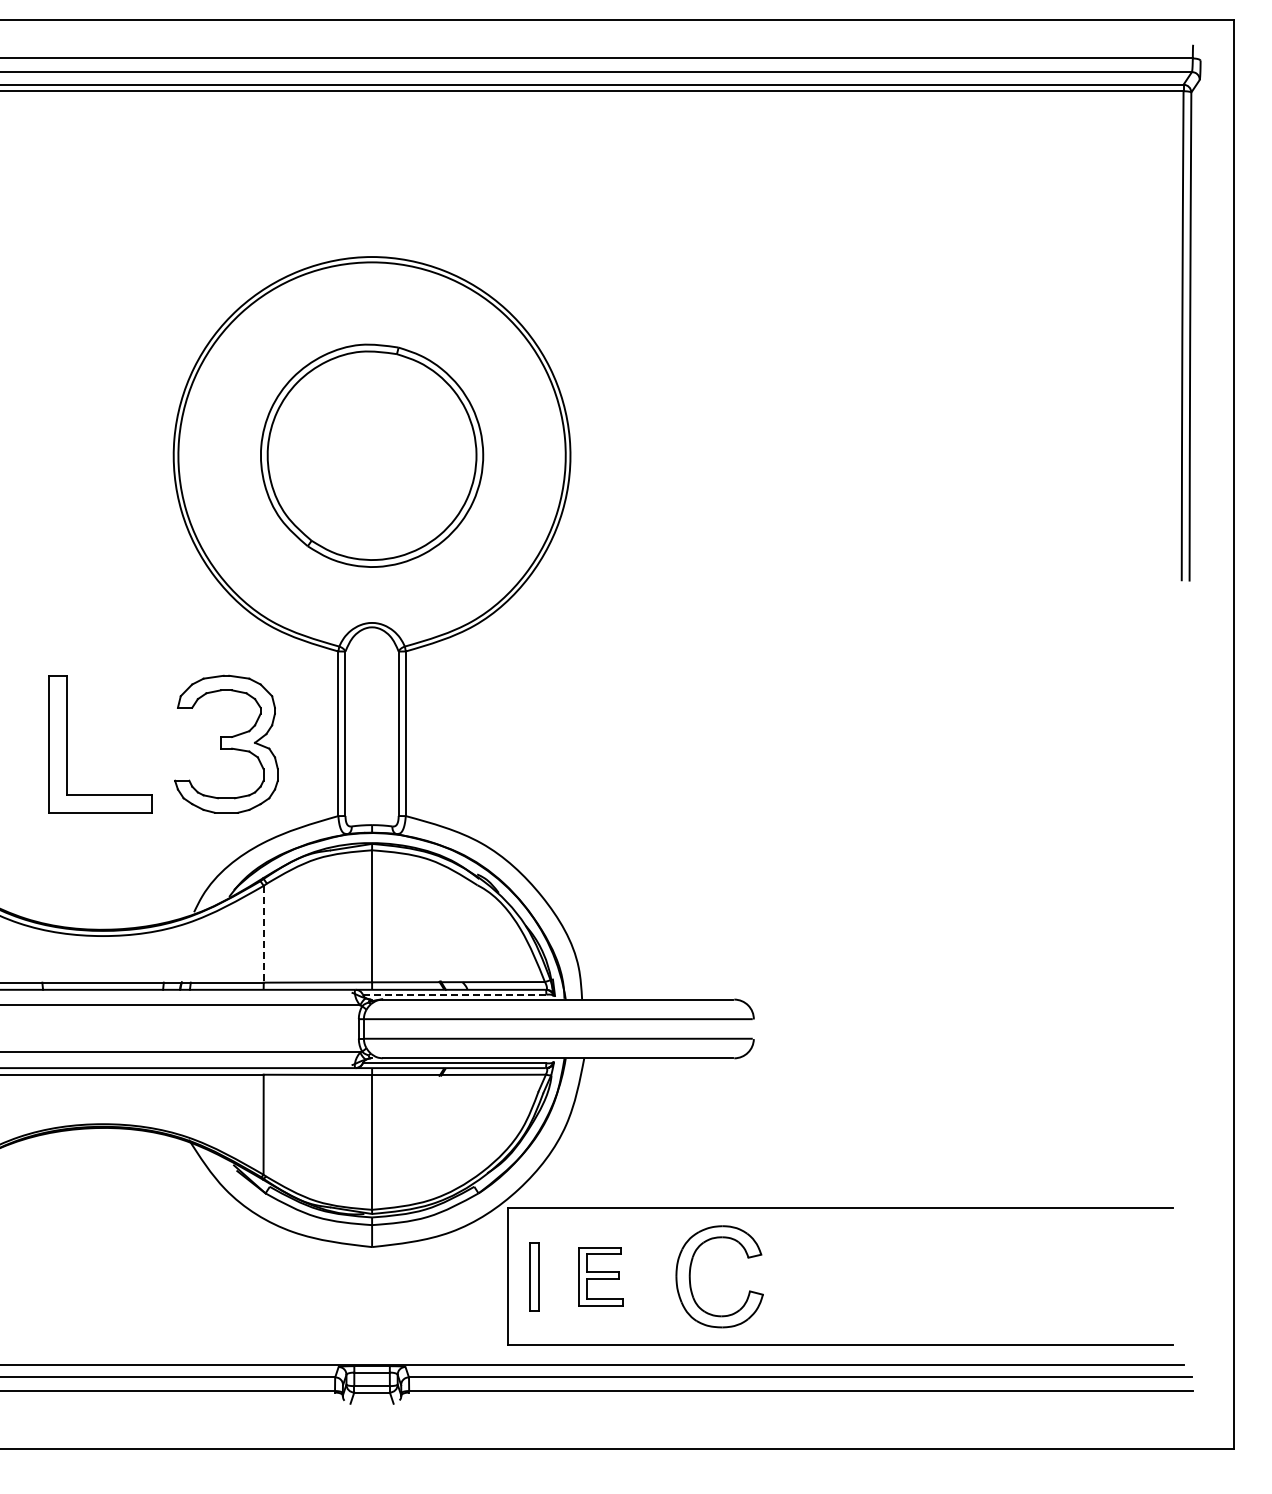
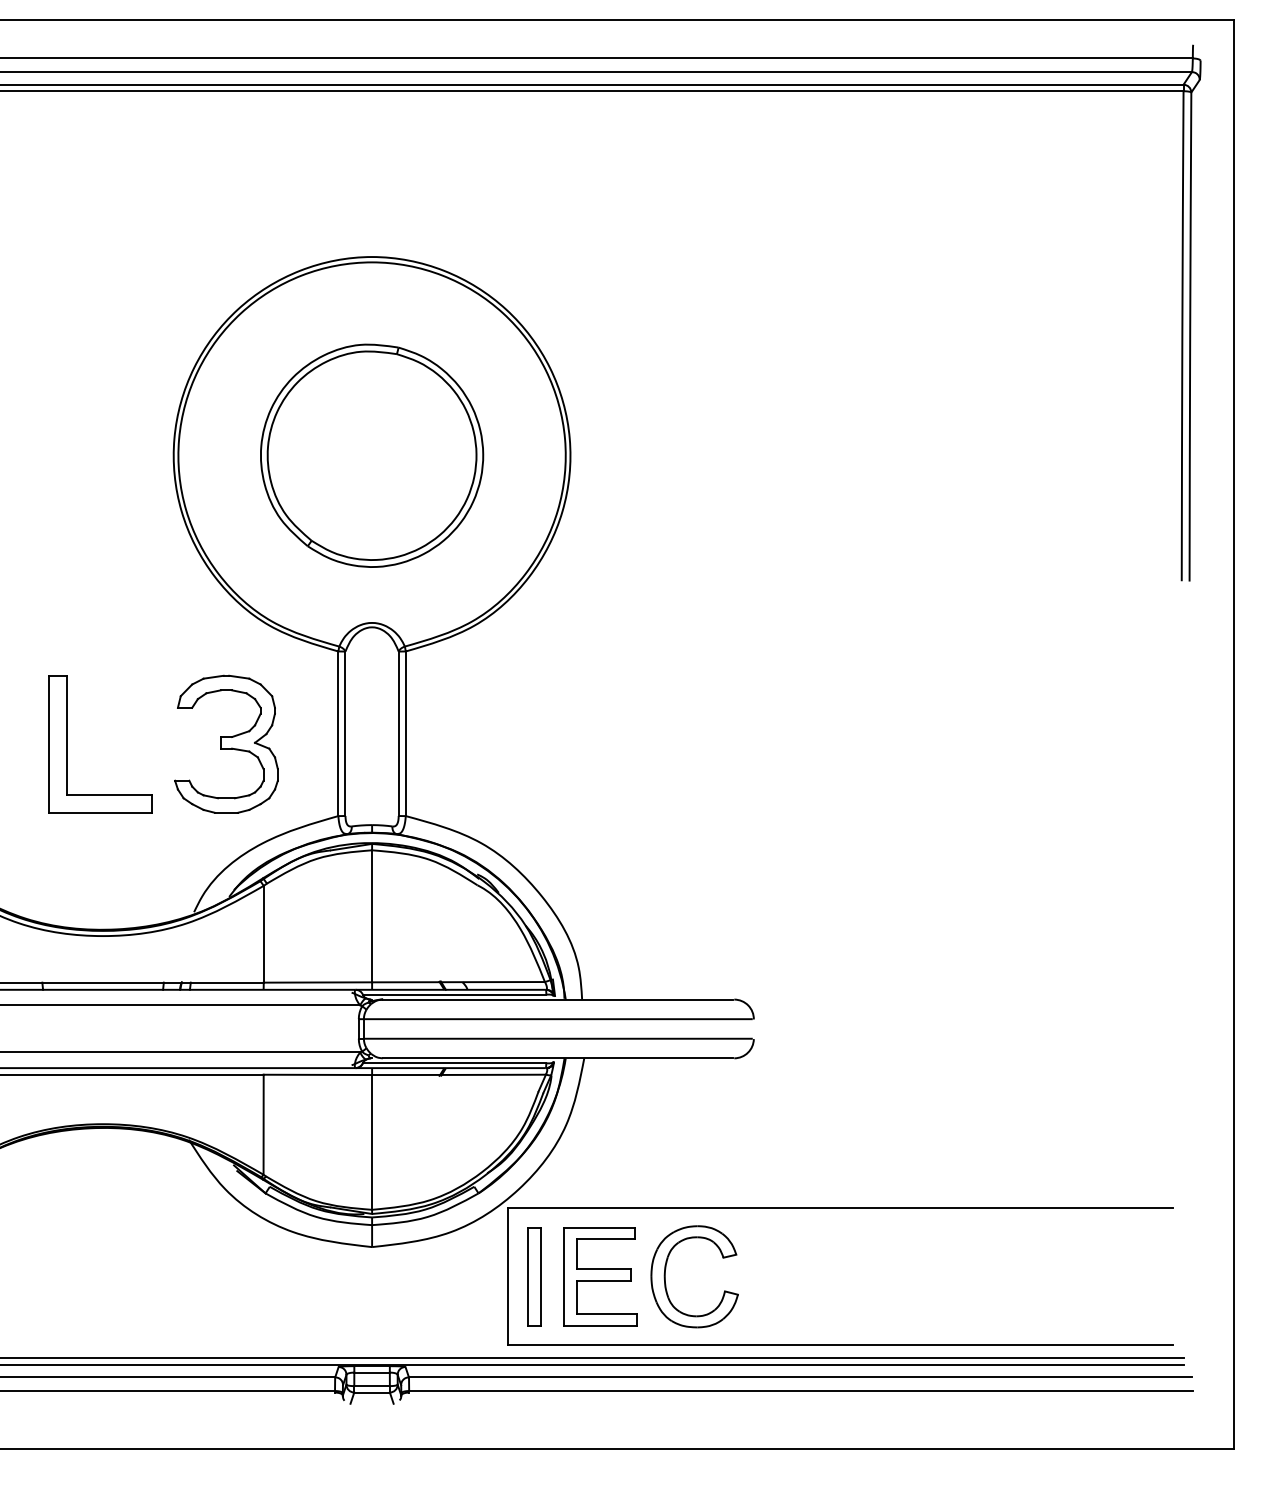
line: dashed -> solid (263, 934)
line: dashed -> solid (454, 994)
part size: 11x70 px -> 15x100 px (534, 1276)
part size: 46x60 px -> 75x100 px (600, 1276)
part position: (690, 1276) -> (665, 1276) (665, 1276)
line: none -> present (592, 1358)
